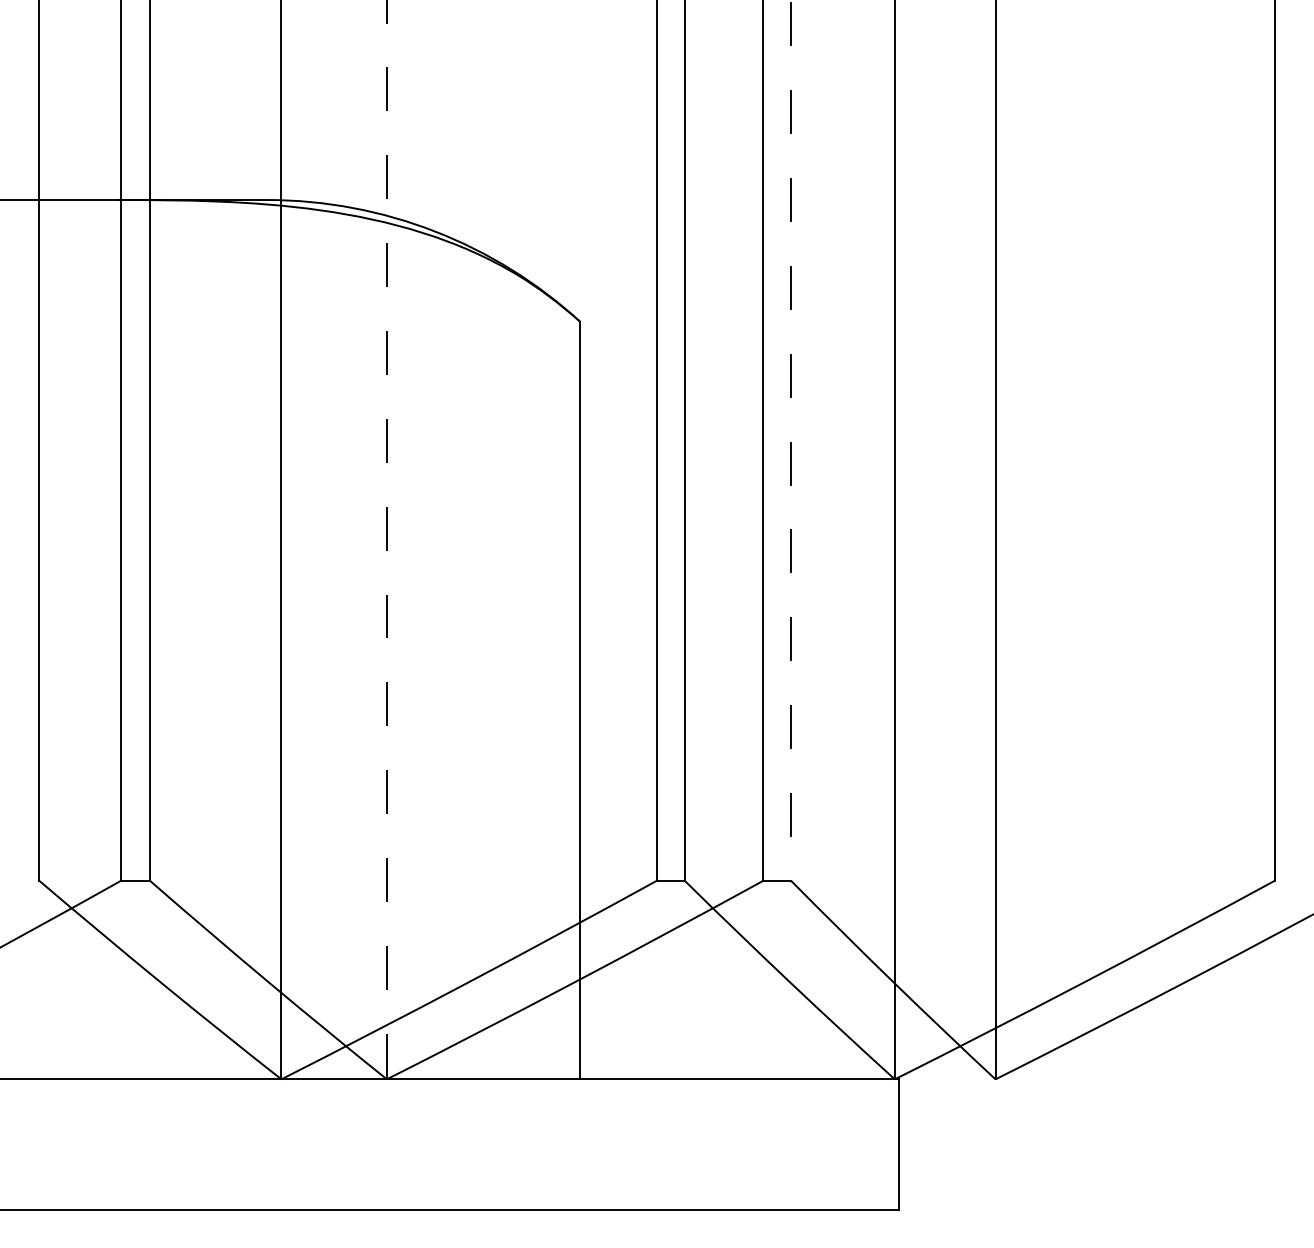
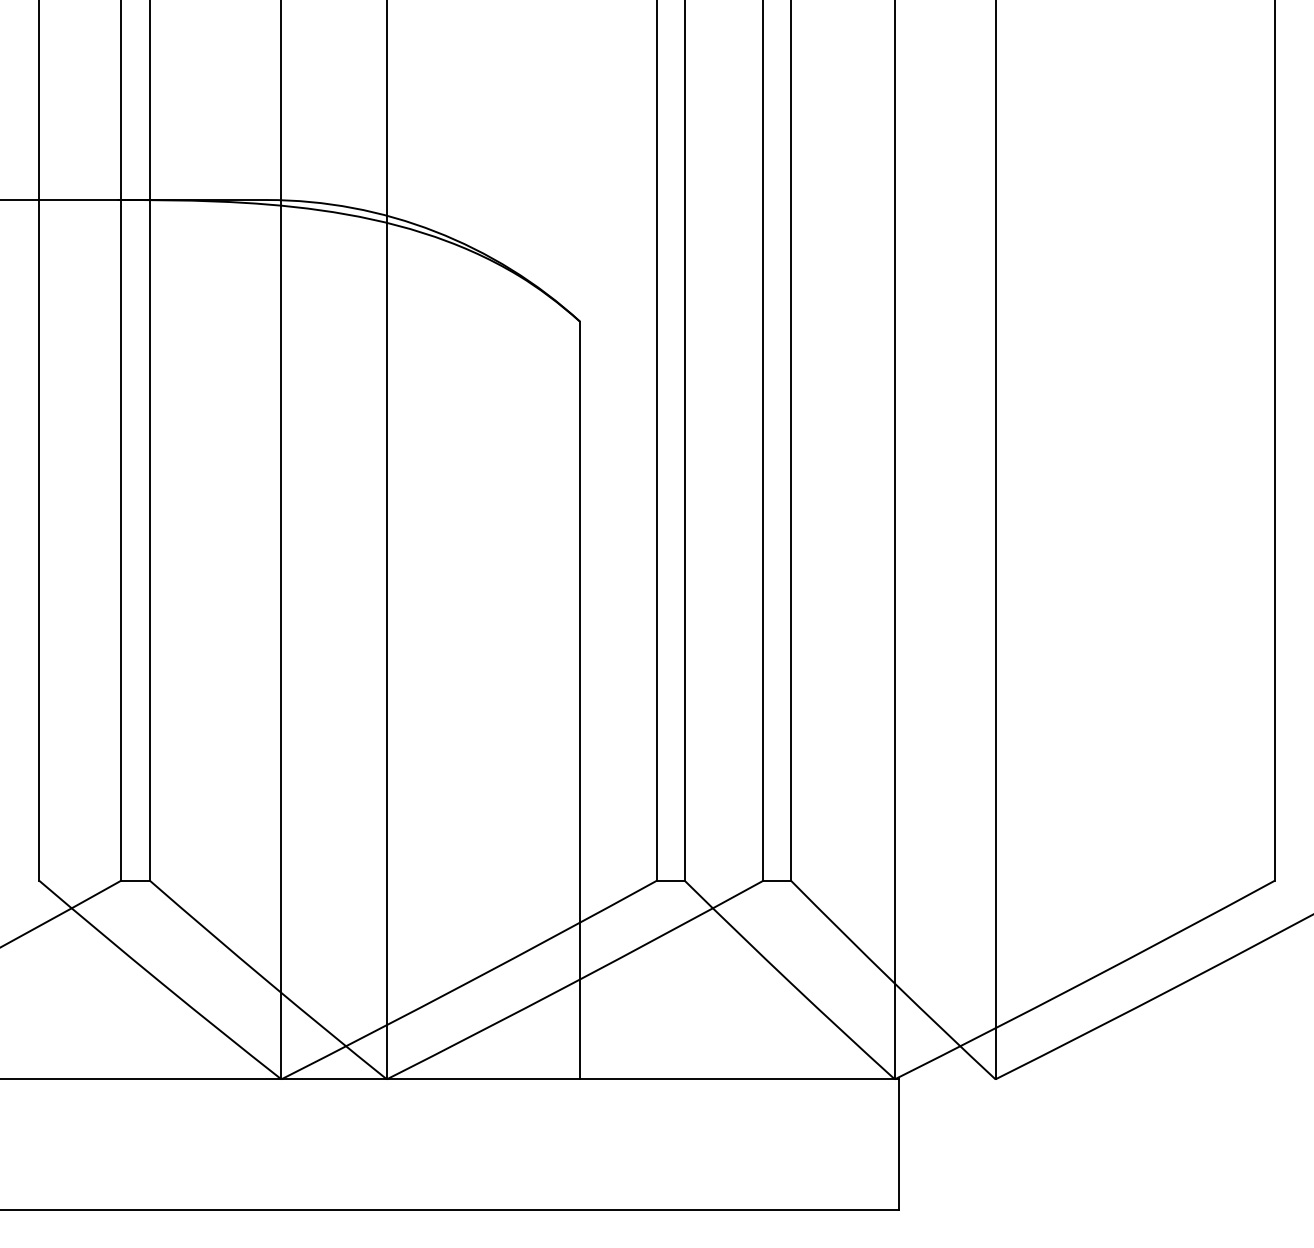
line: dashed -> solid (791, 440)
line: dashed -> solid (386, 540)
